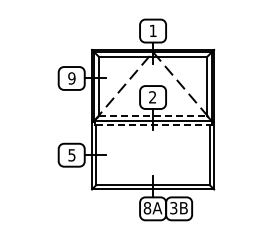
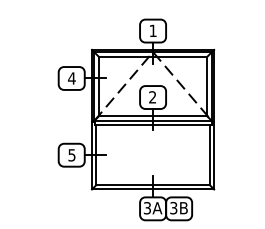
text: 9 -> 4 (71, 78)
line: dashed -> solid (153, 116)
line: dashed -> solid (153, 125)
text: 8A -> 3A (147, 208)
